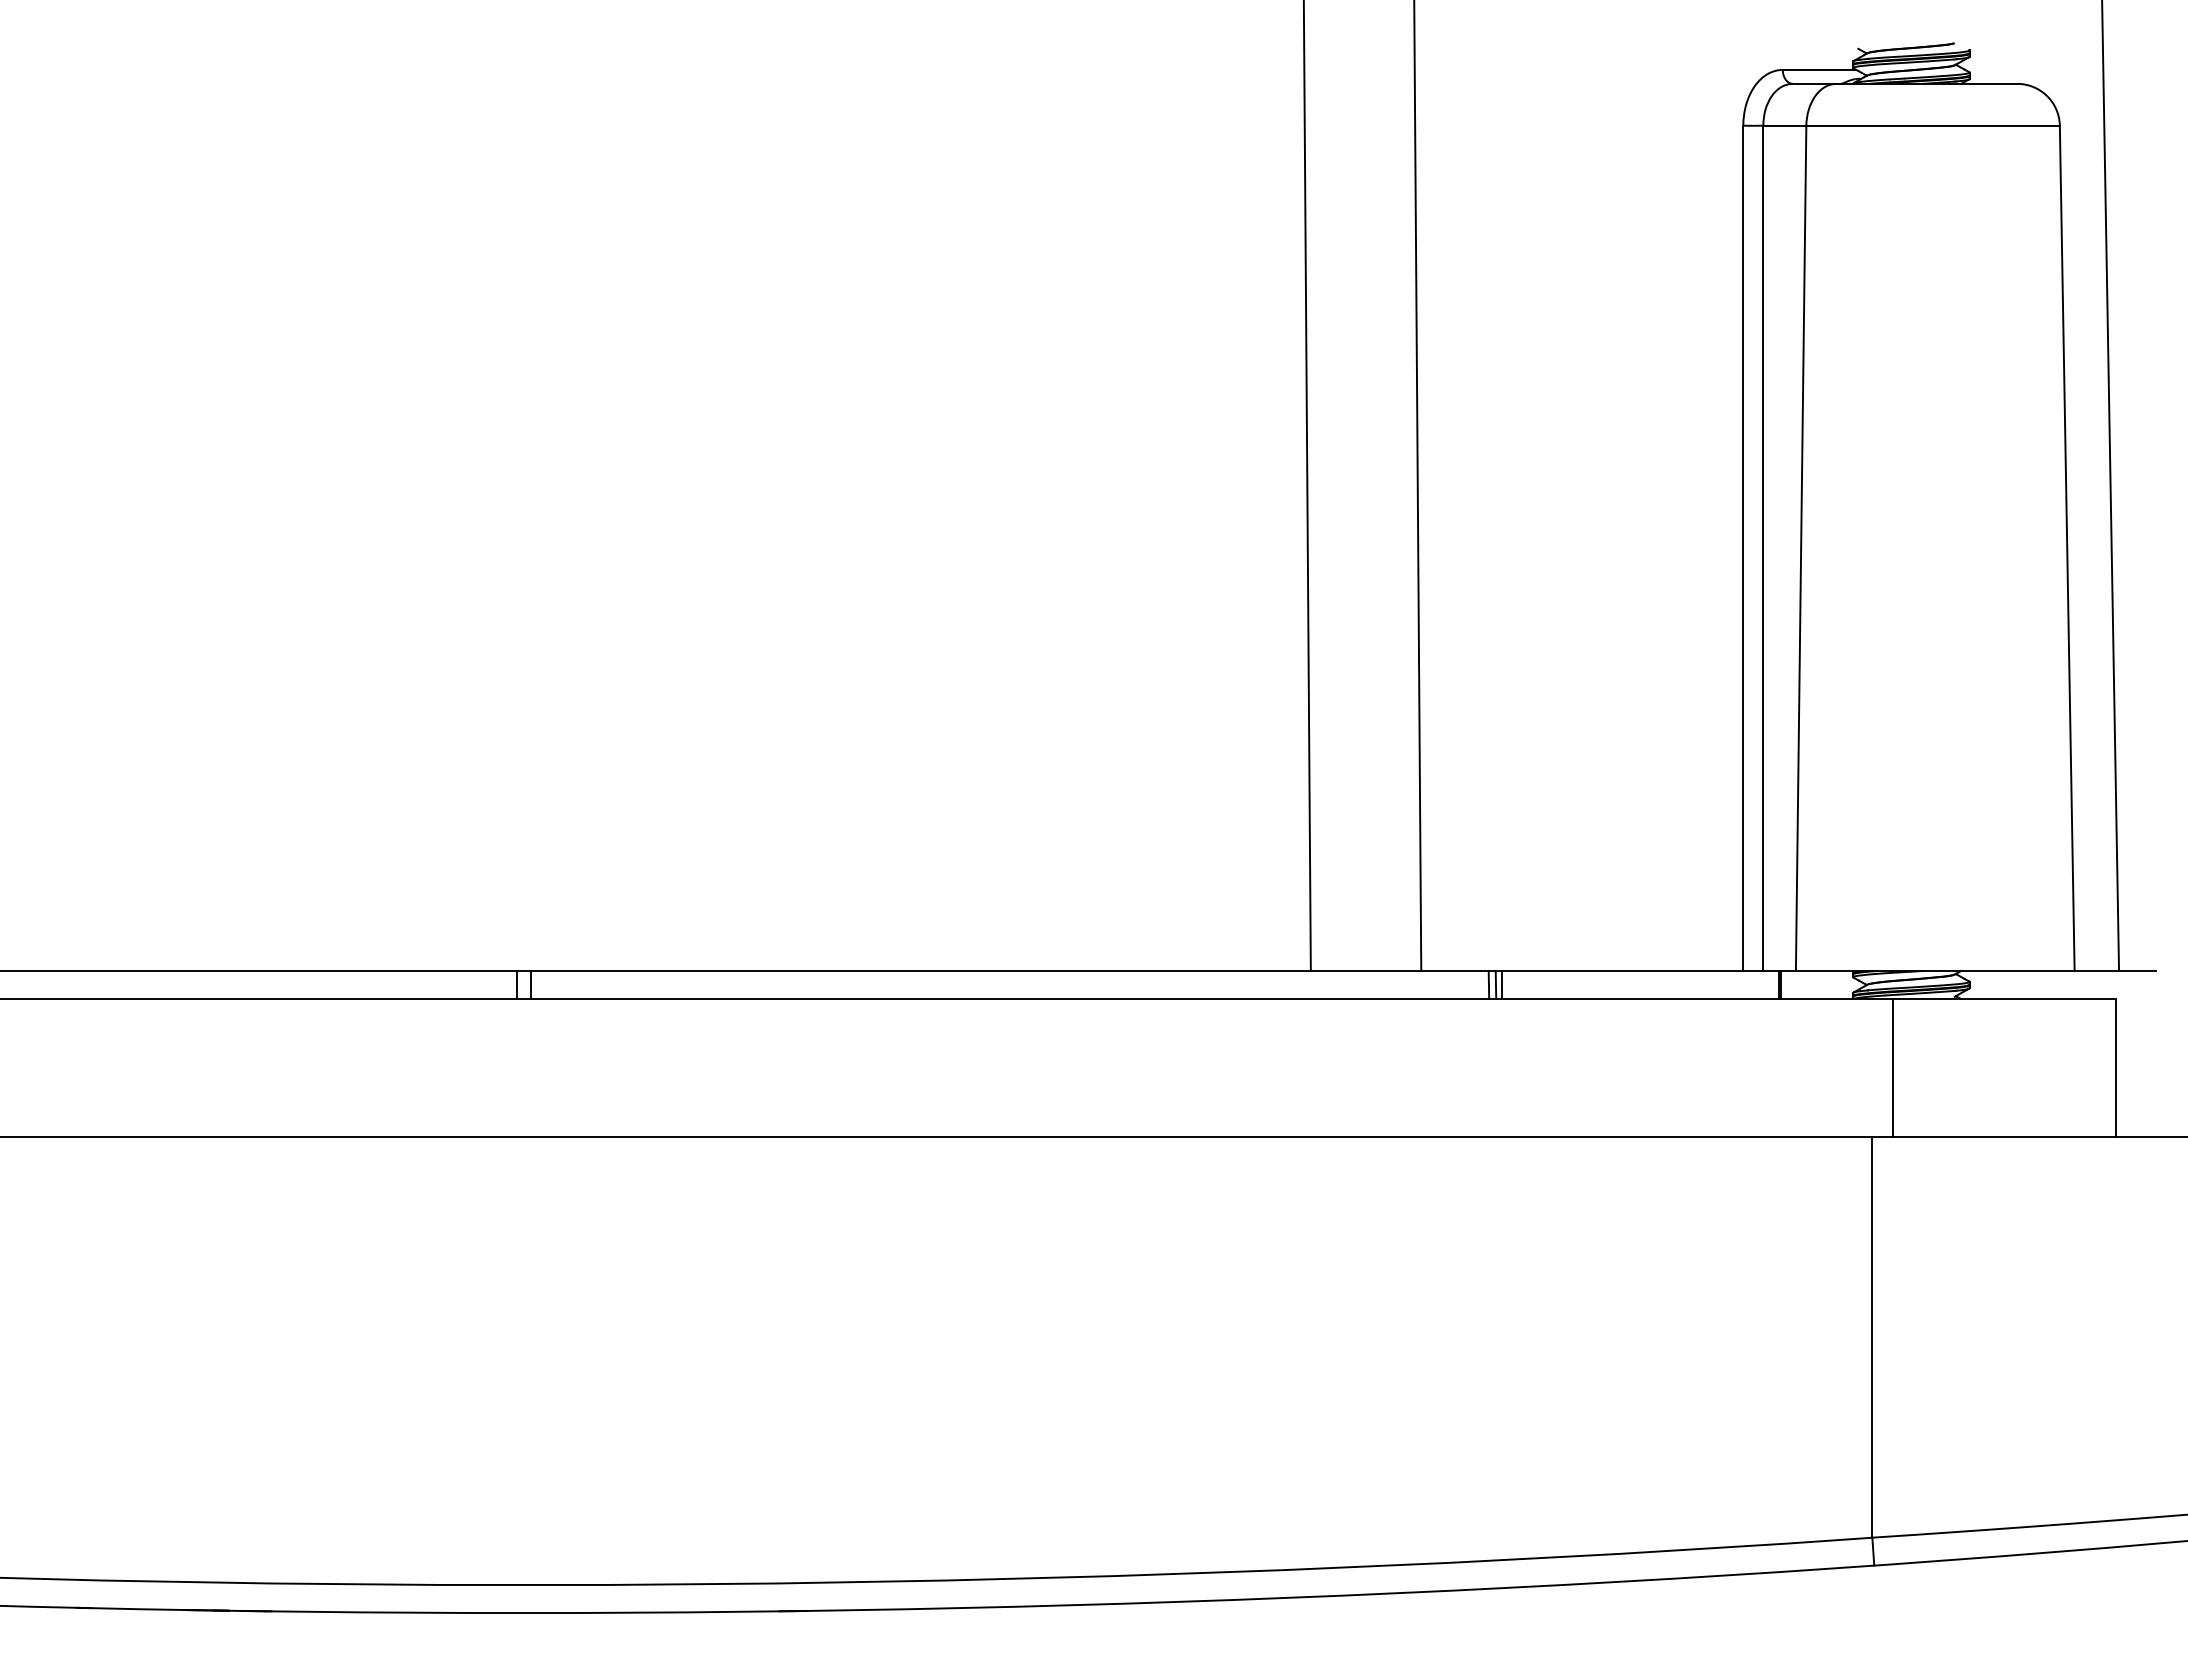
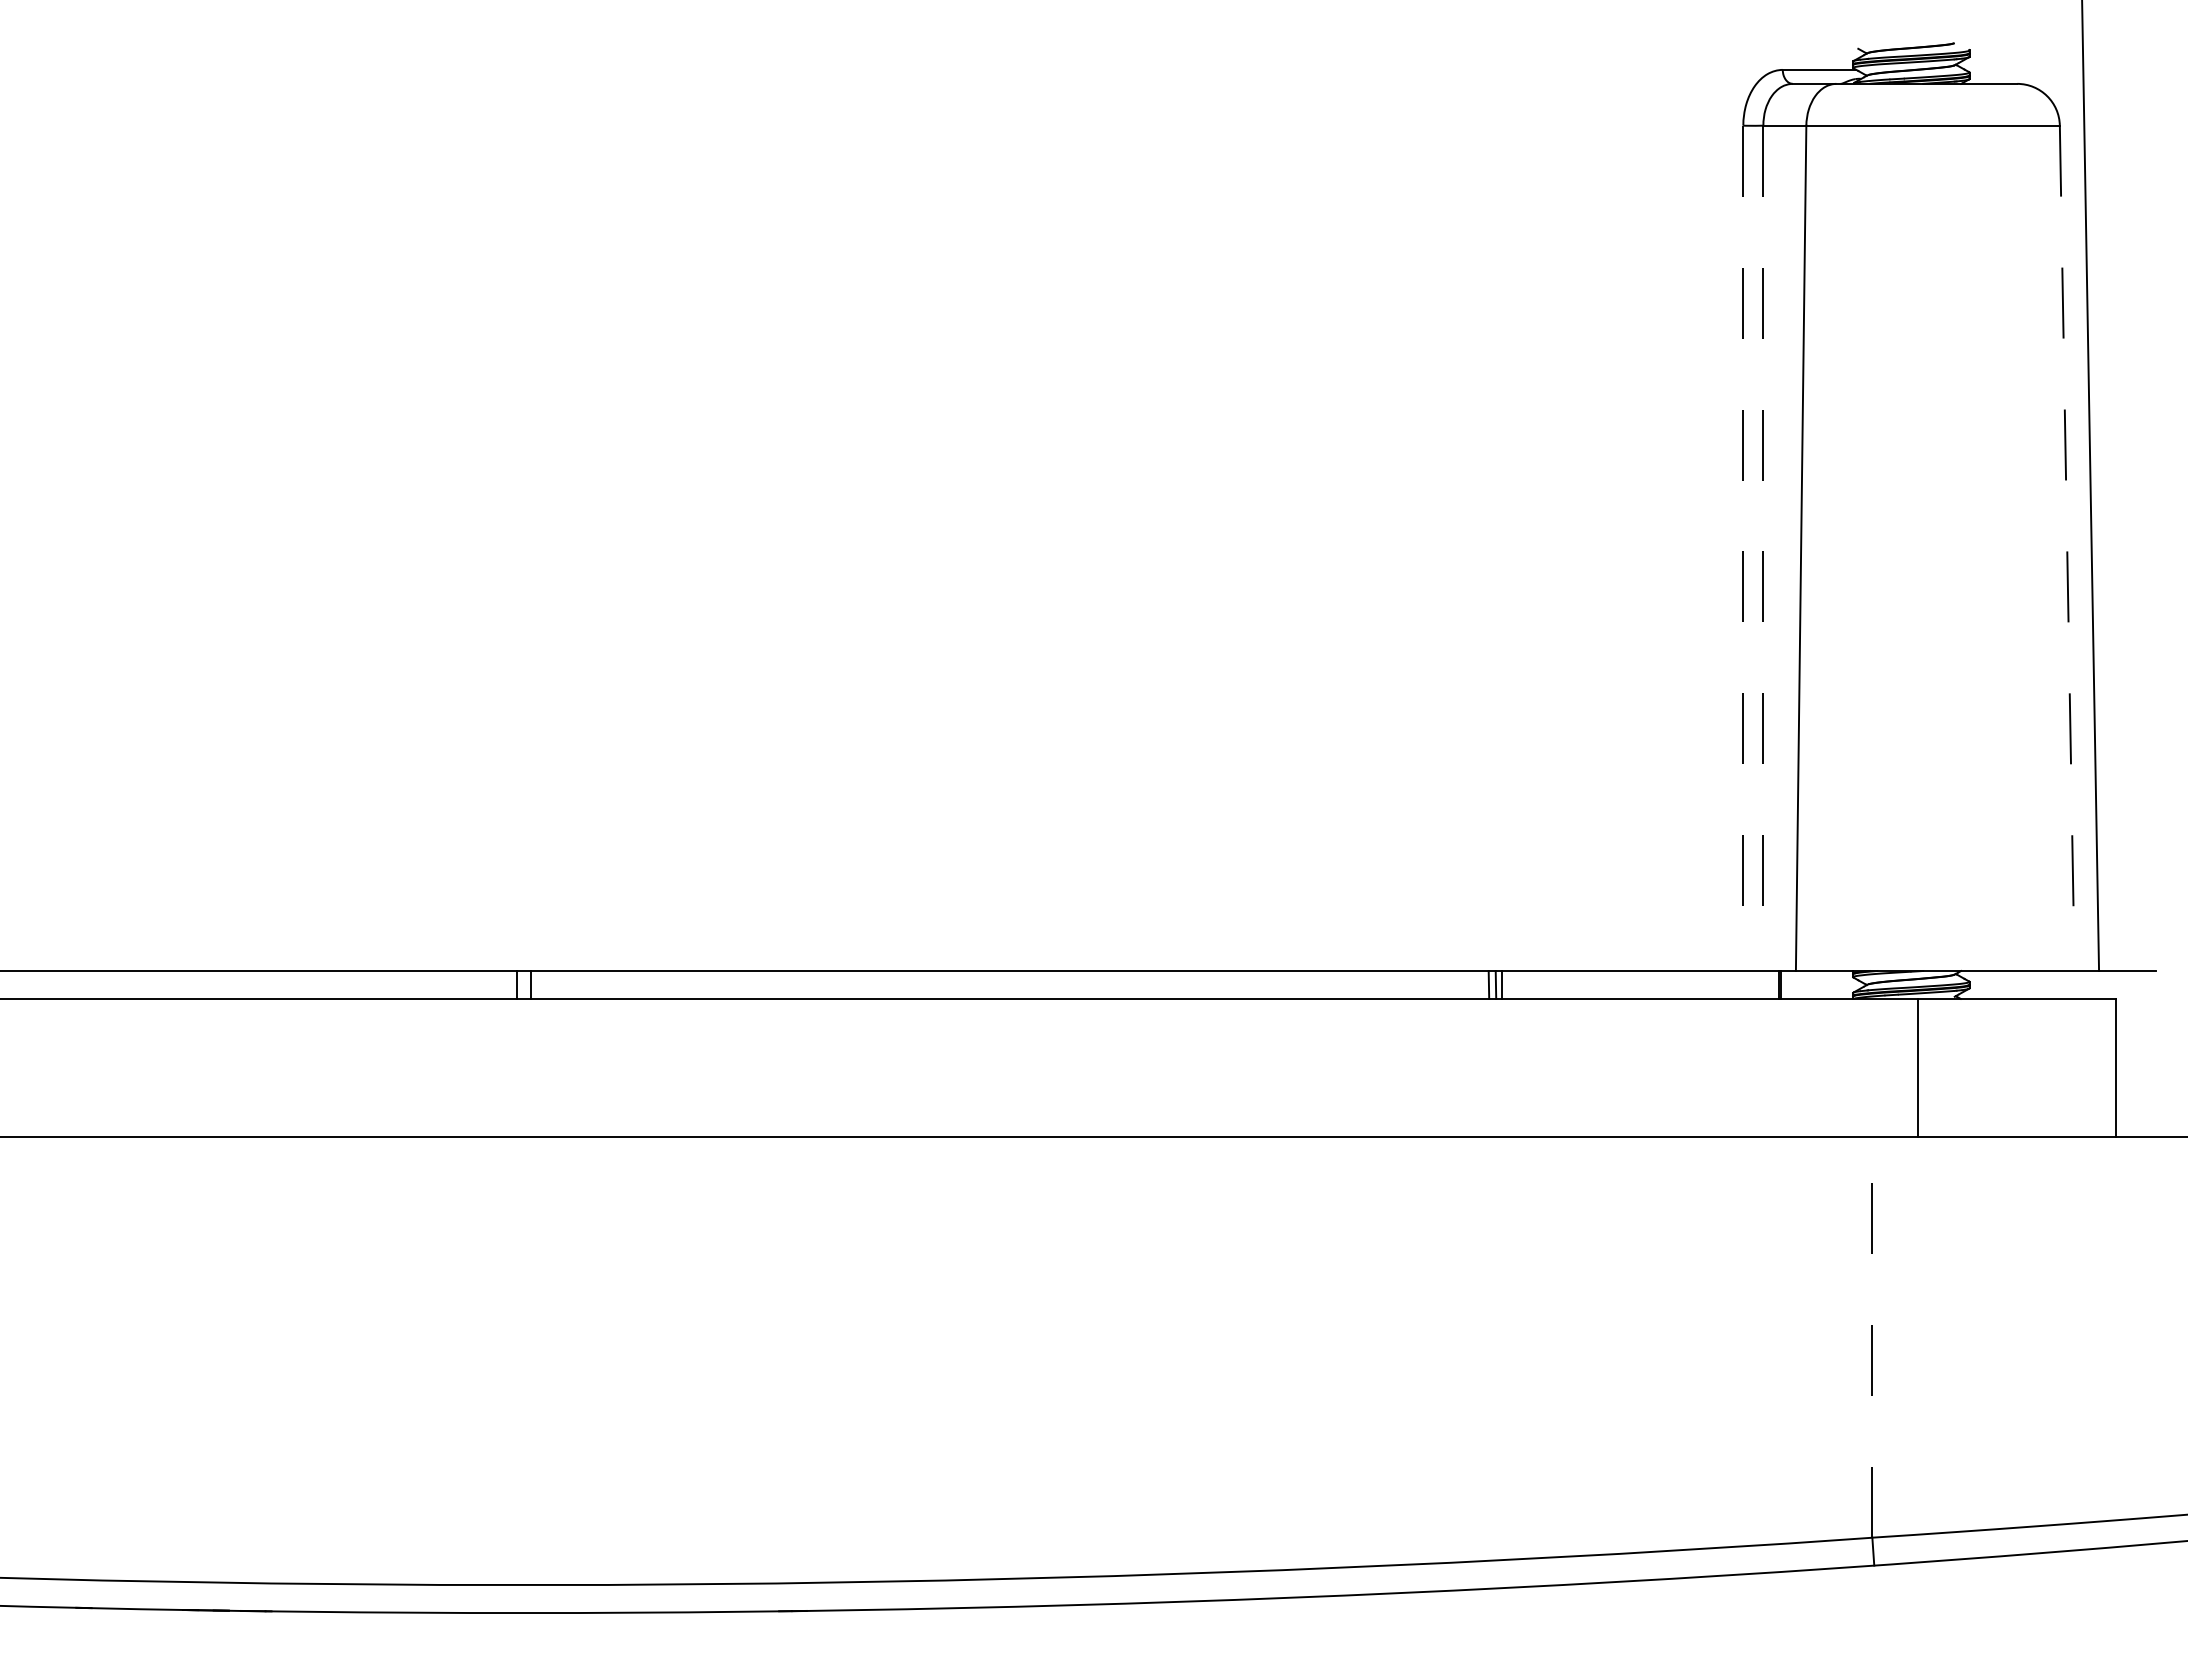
line: present -> none (1306, 486)
line: present -> none (1417, 486)
line position: (2110, 486) -> (2090, 486) (2090, 486)
line: solid -> dashed (1743, 548)
line: solid -> dashed (1763, 548)
line: solid -> dashed (2067, 548)
line position: (1893, 1067) -> (1918, 1067) (1918, 1067)
line: solid -> dashed (1872, 1337)
